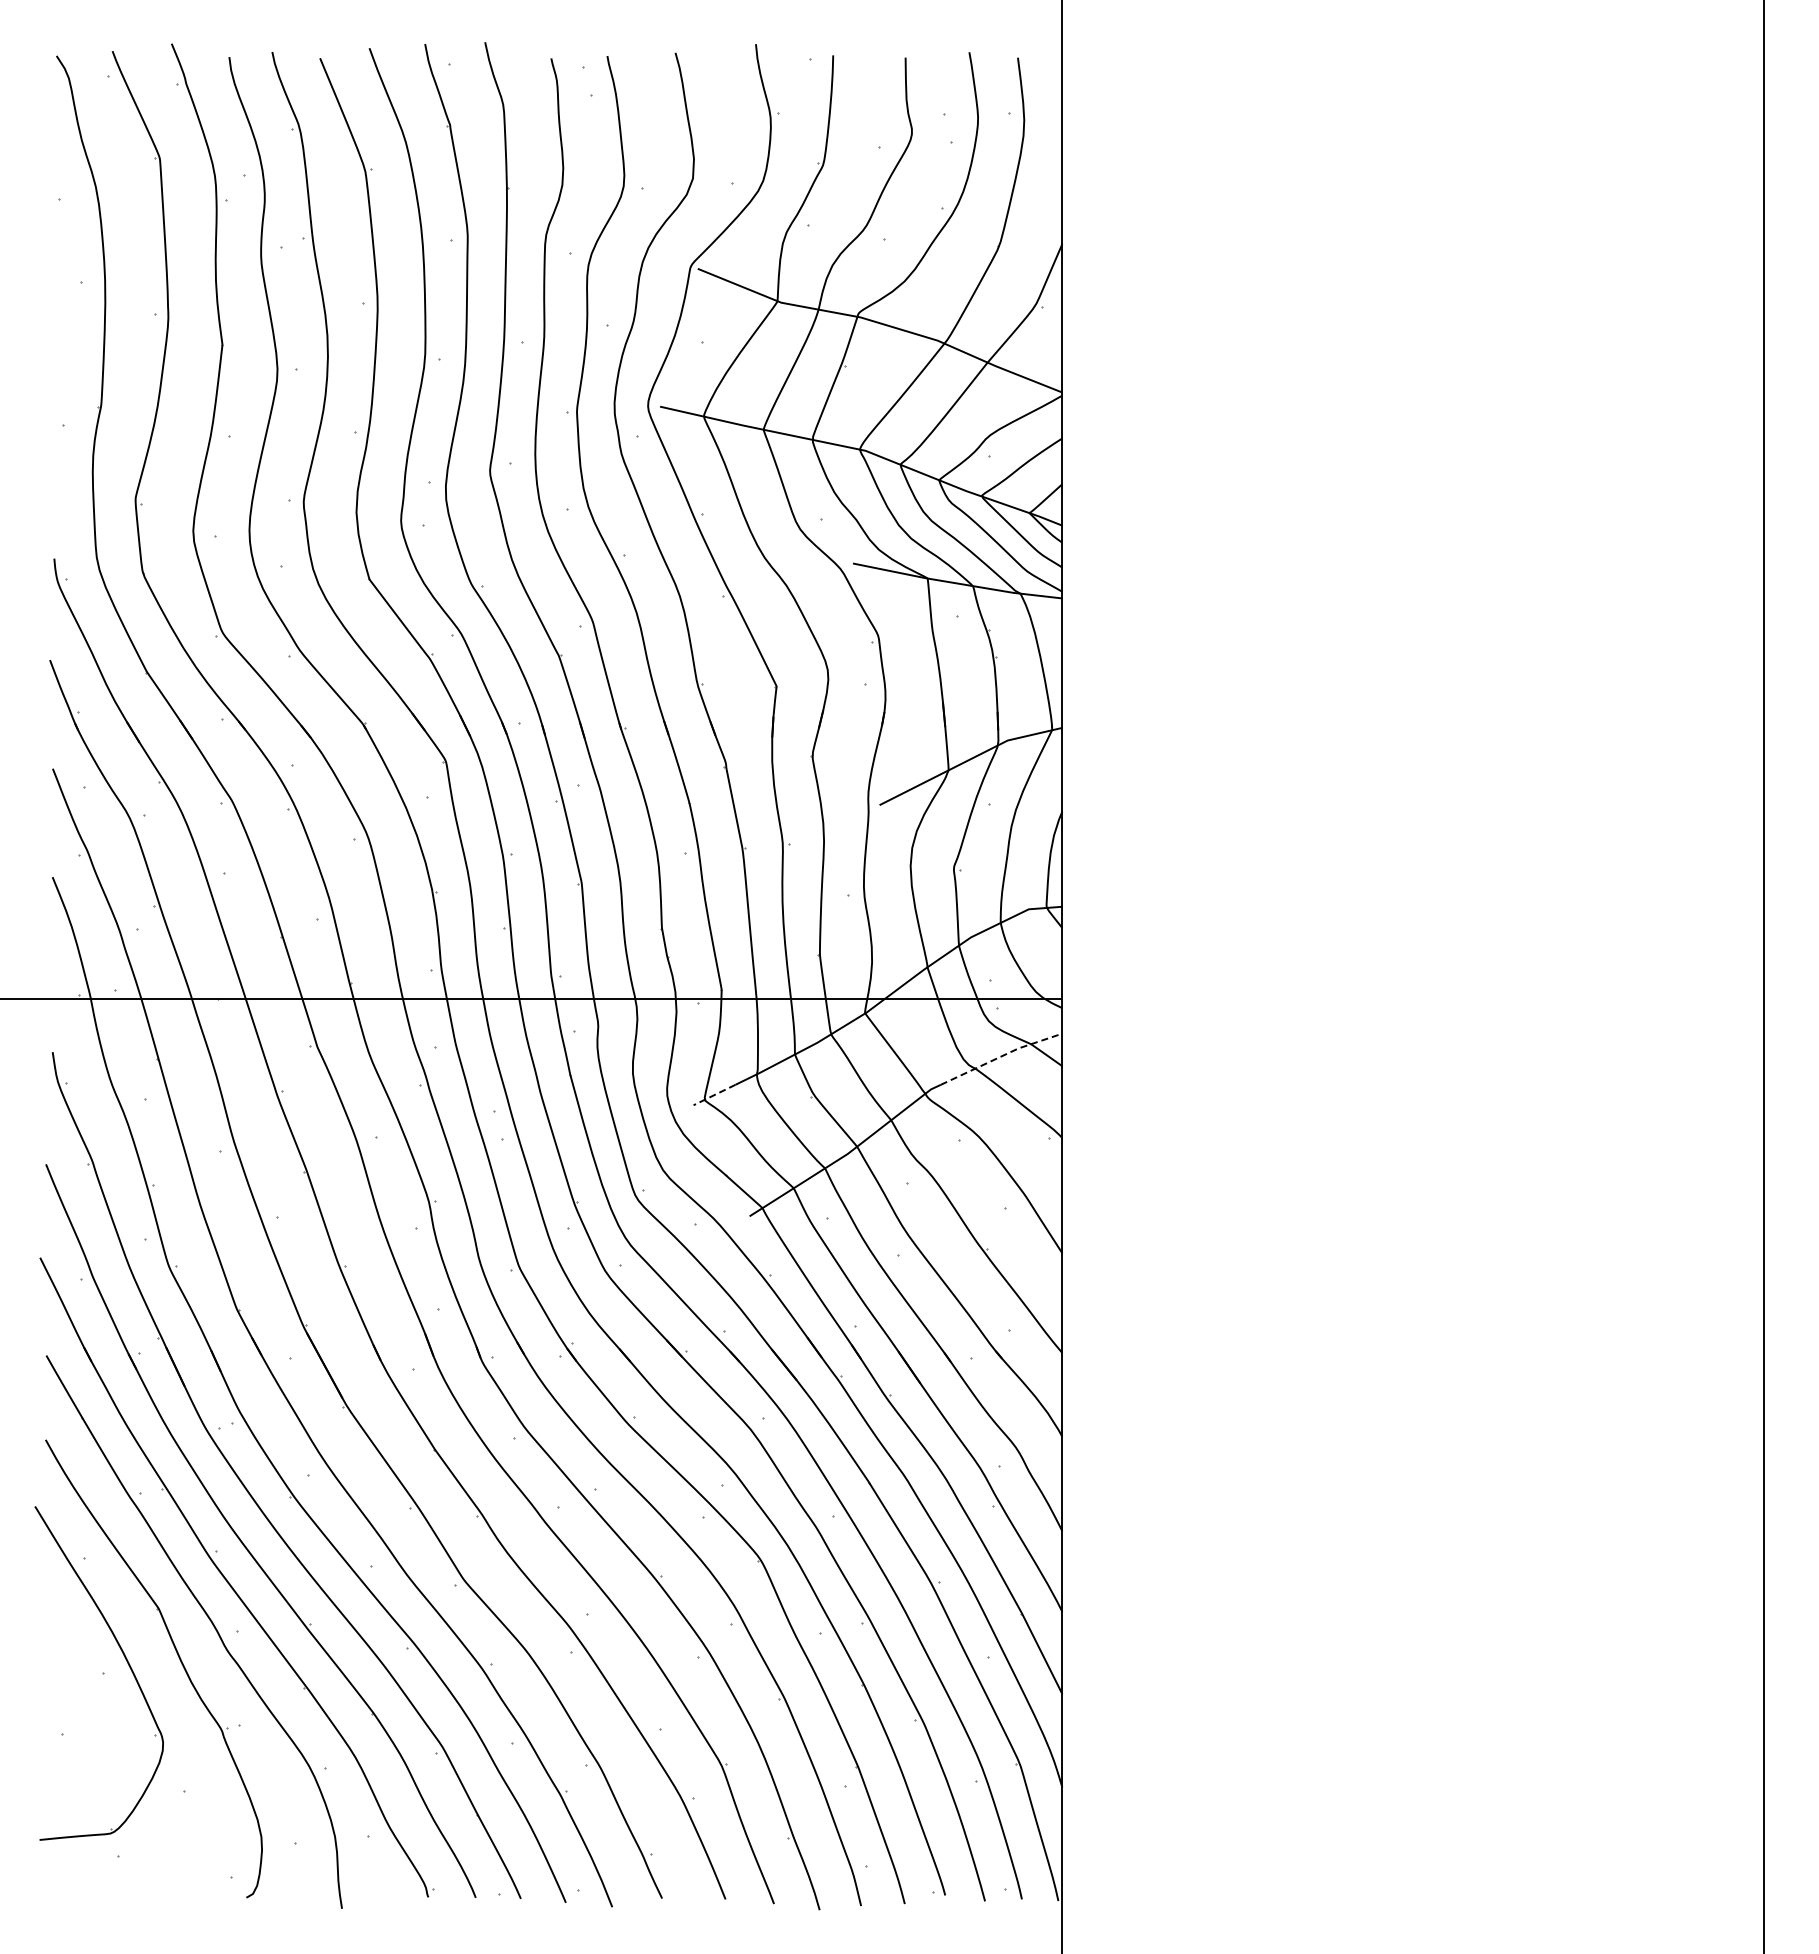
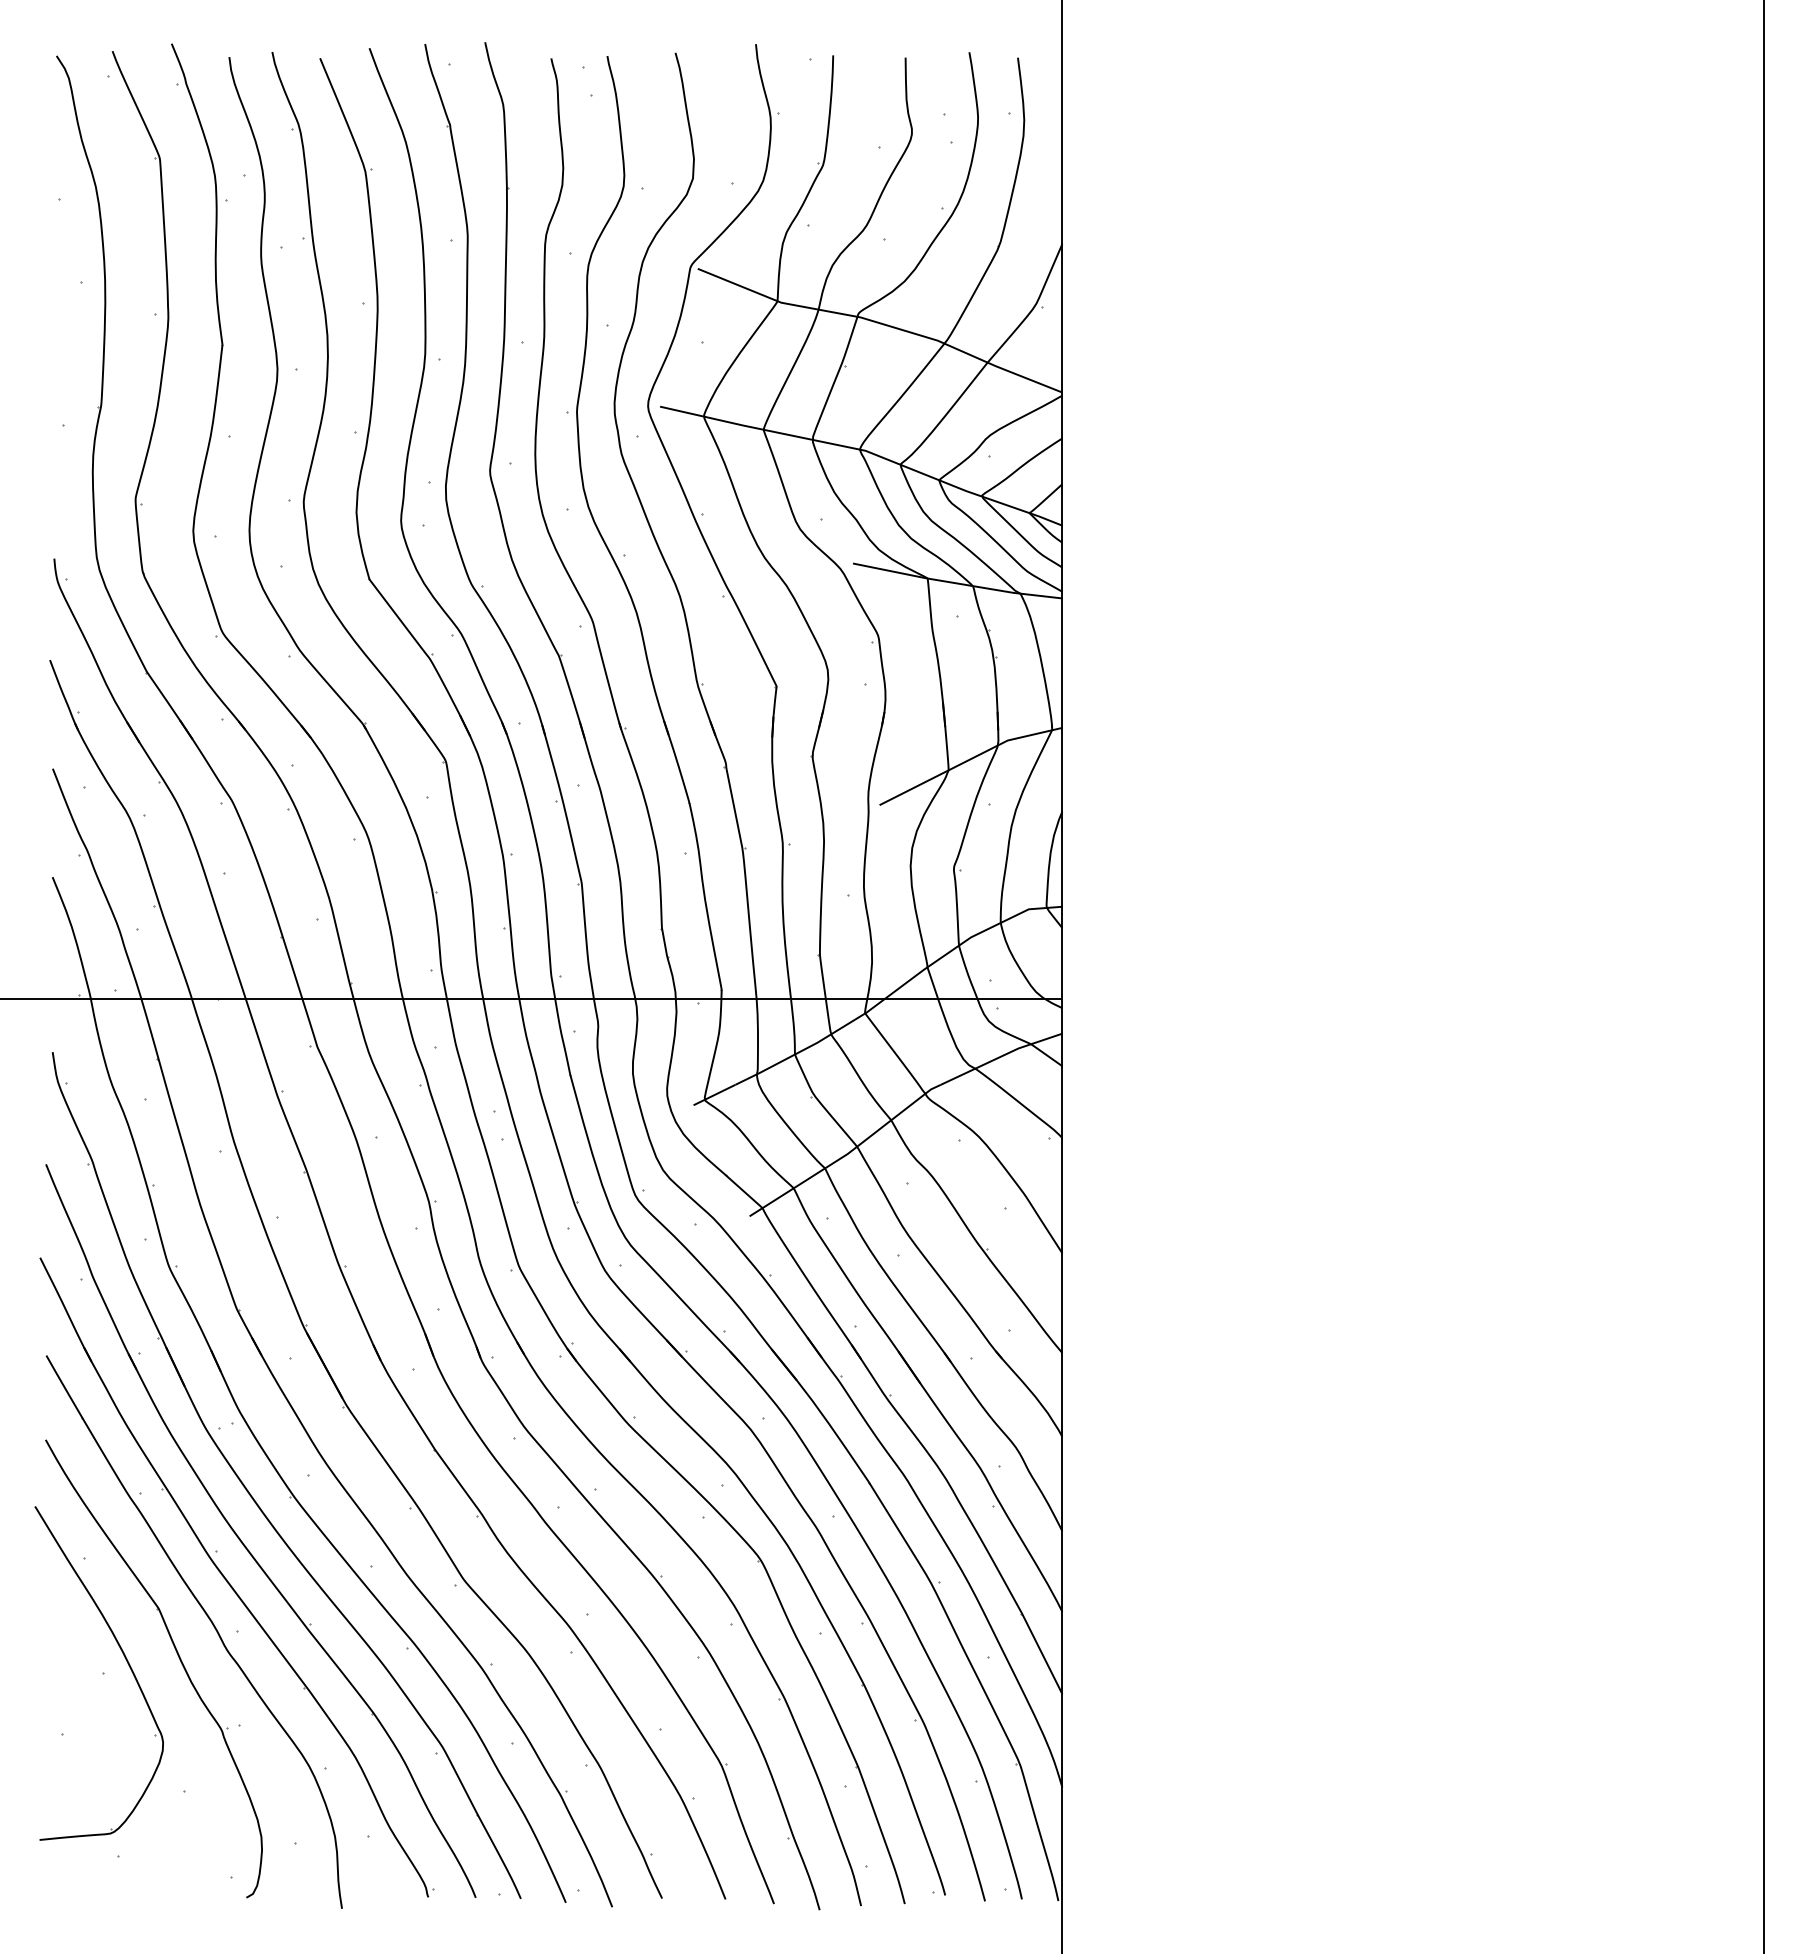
line: dashed -> solid (1001, 1056)
line: dashed -> solid (714, 1095)
